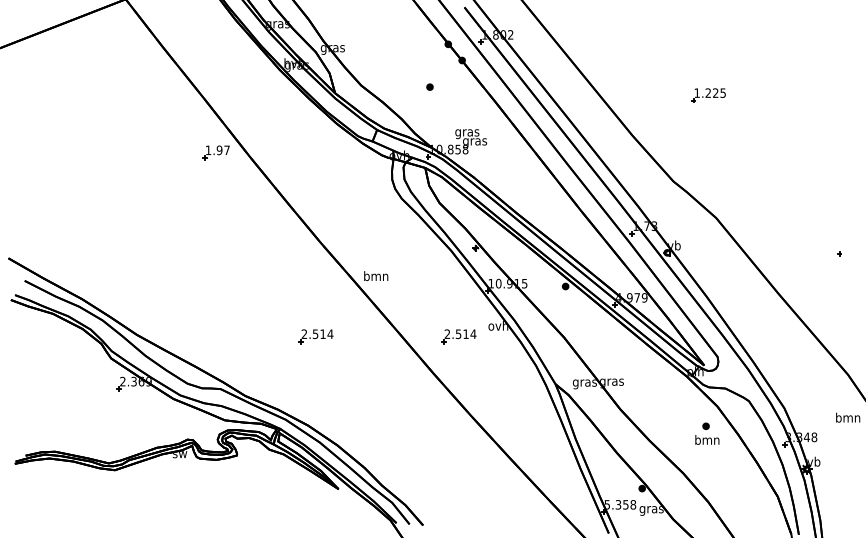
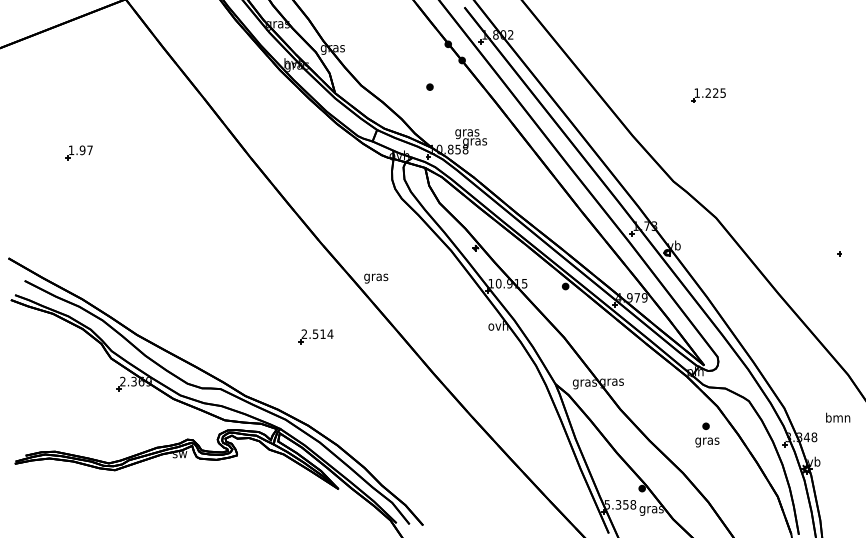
part position: (215, 152) -> (78, 152) (78, 152)
text: bmn -> gras (376, 277)
part: present -> none (458, 336)
text position: (848, 417) -> (838, 417) (838, 417)
text: bmn -> gras (707, 441)
